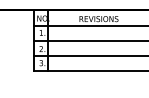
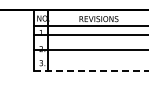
line position: (89, 40) -> (89, 34) (89, 34)
line position: (89, 56) -> (89, 50) (89, 50)
line: solid -> dashed (91, 71)
